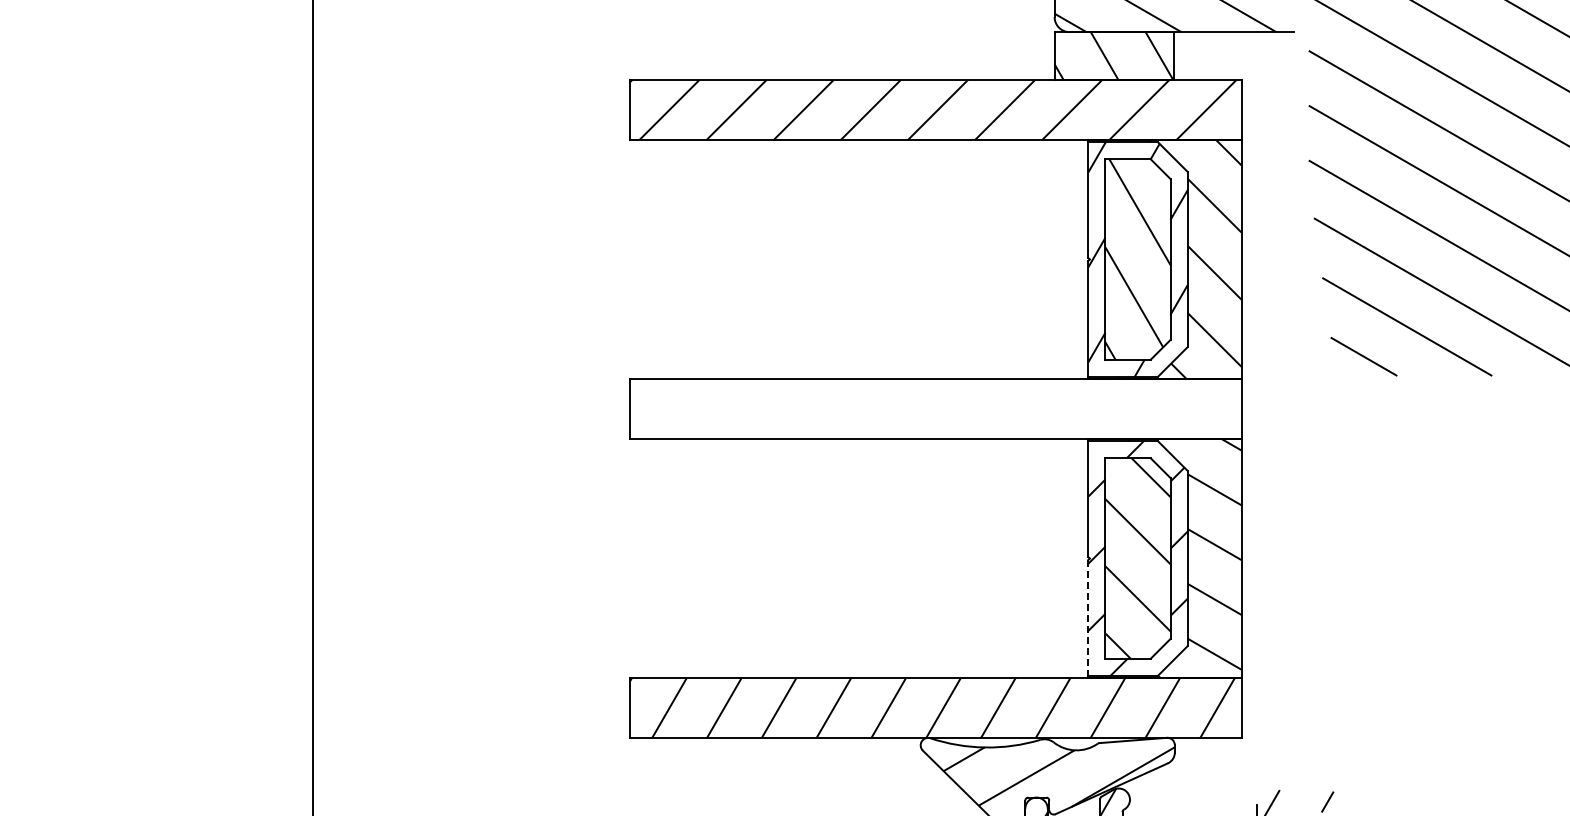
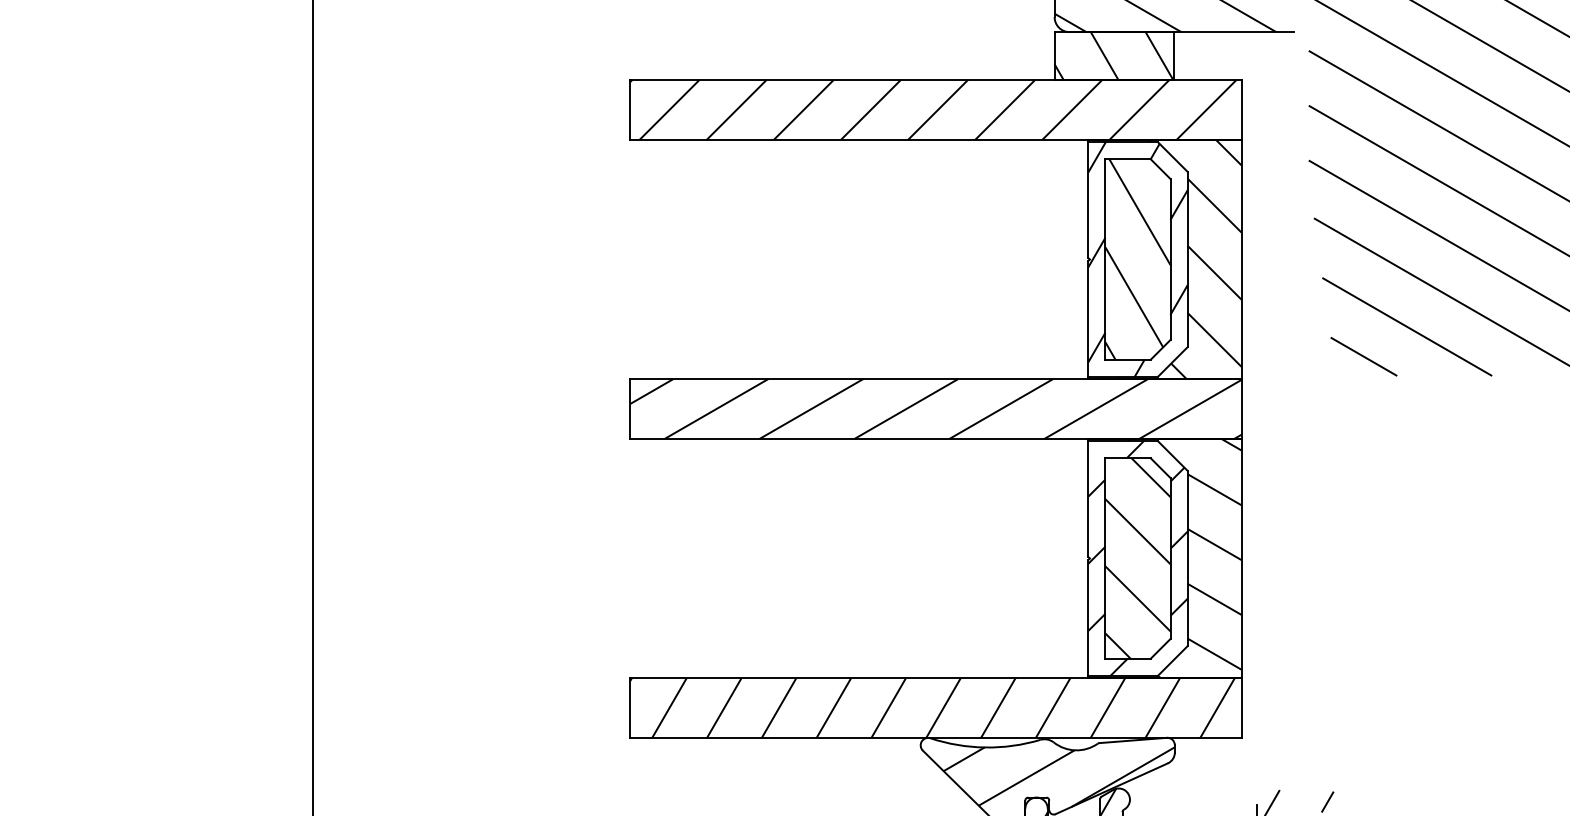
hatch: none -> present (935, 408)
line: dashed -> solid (1088, 618)
